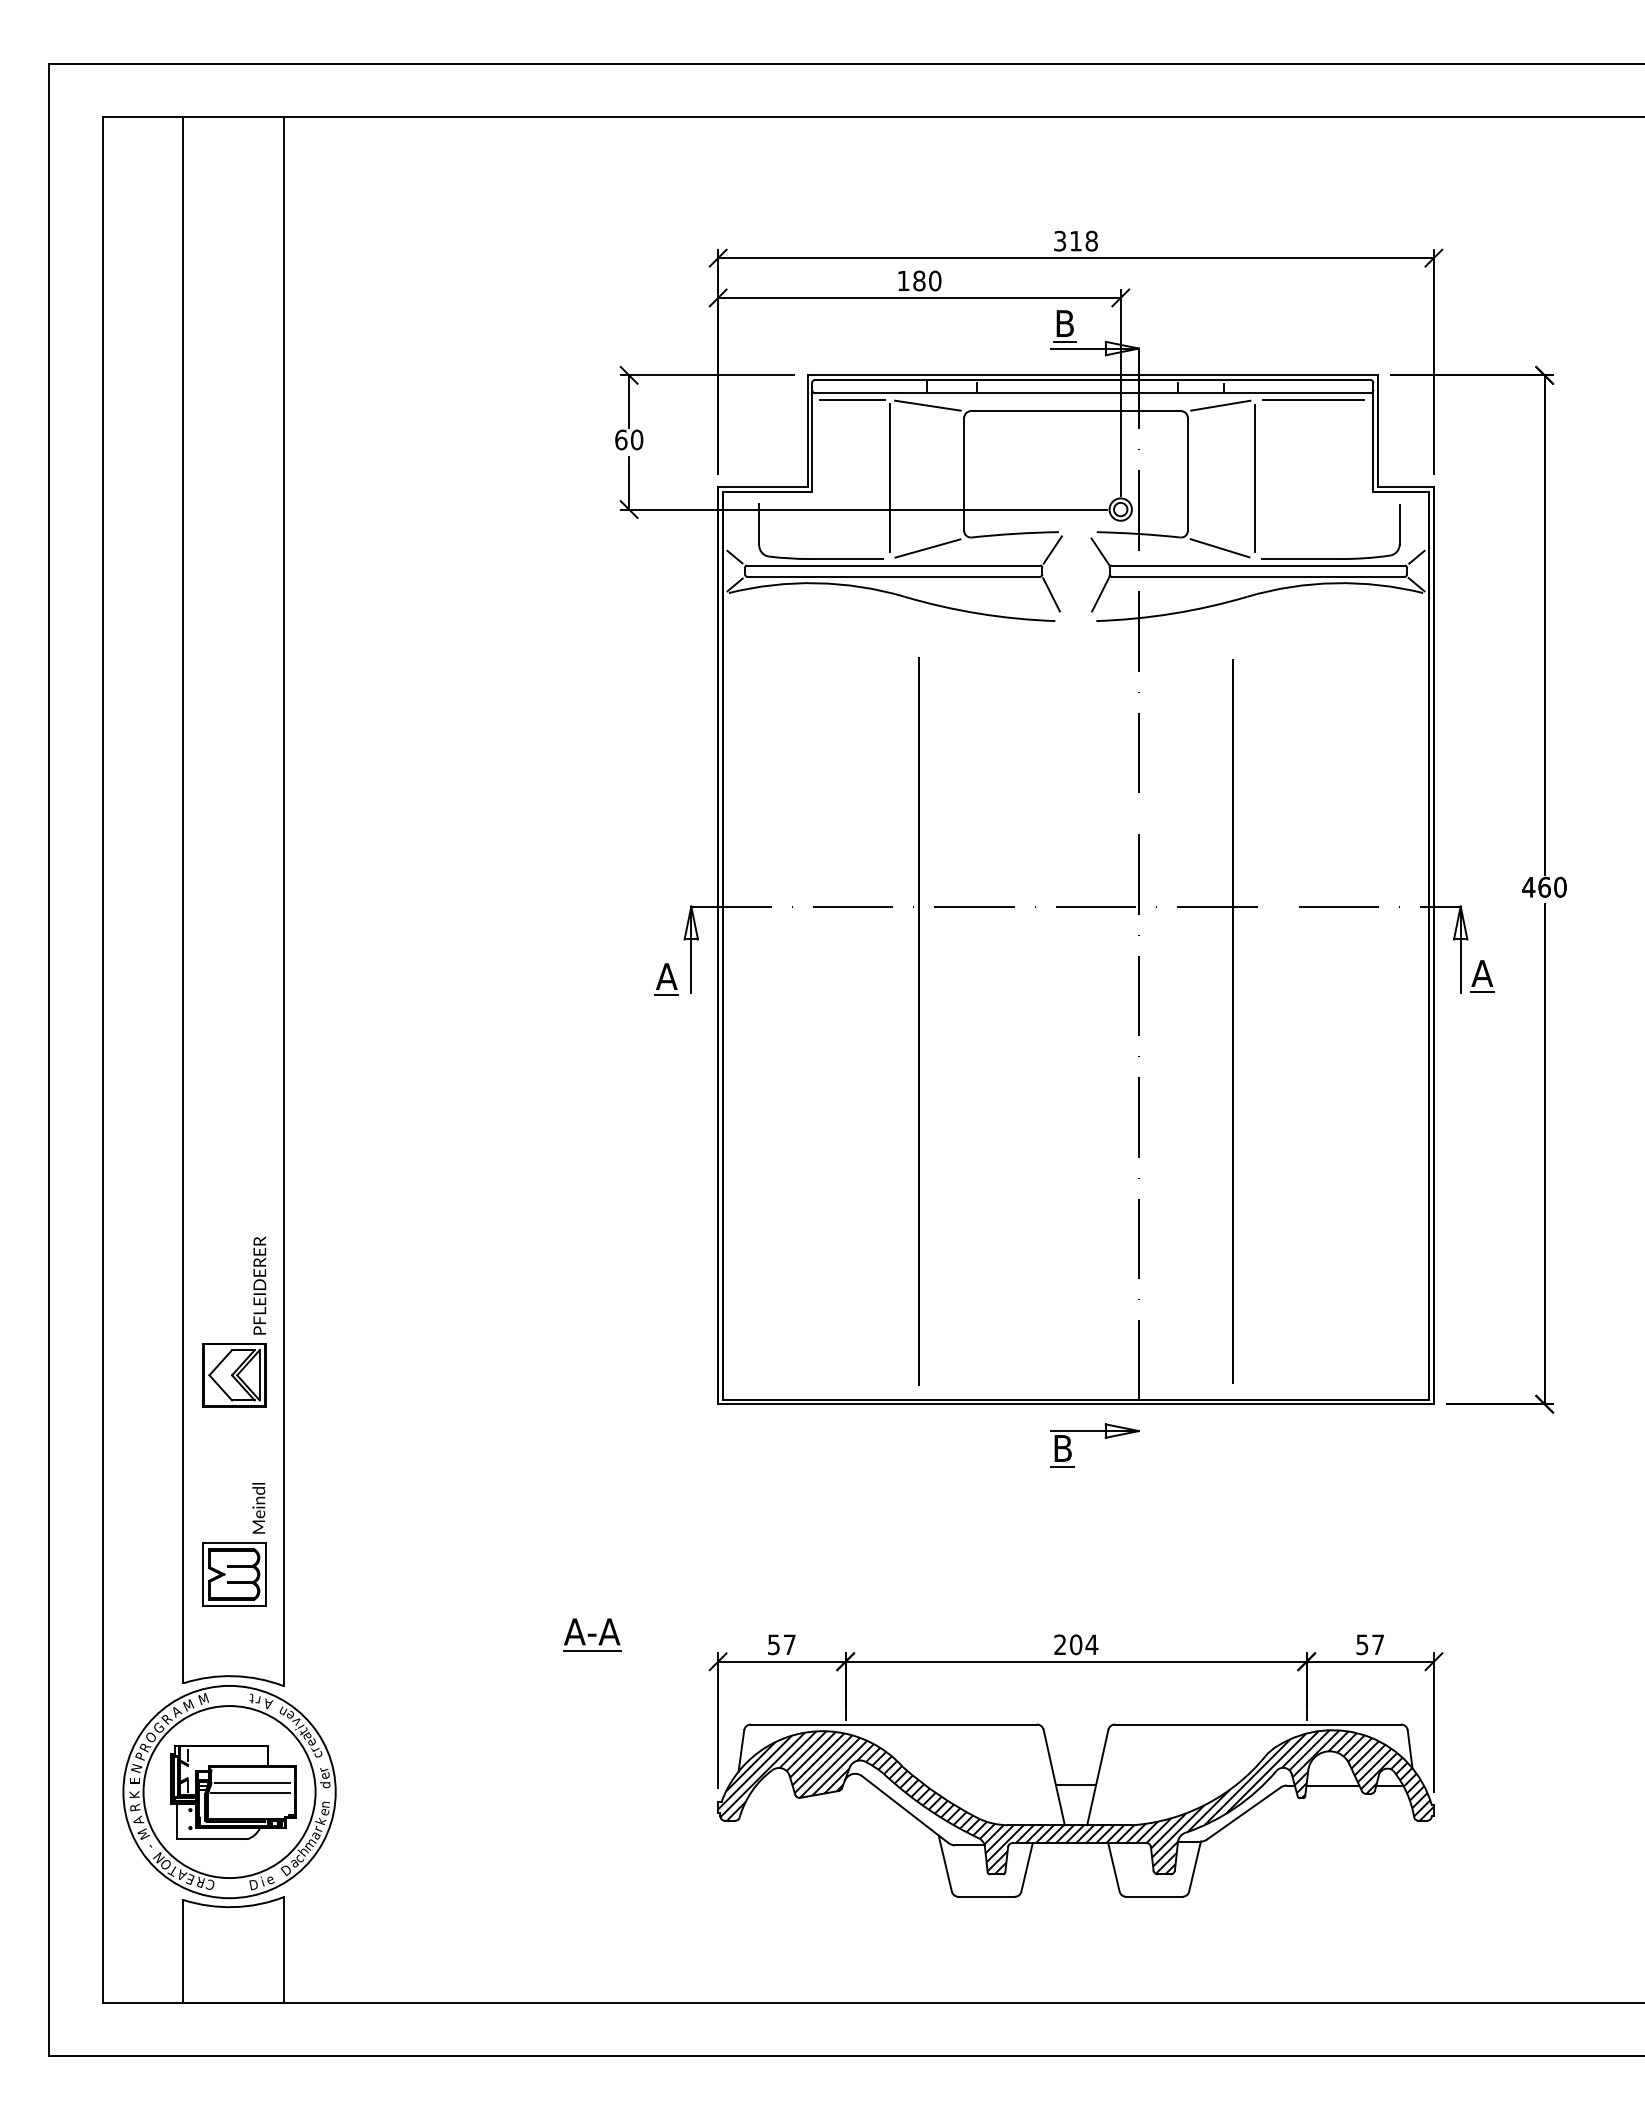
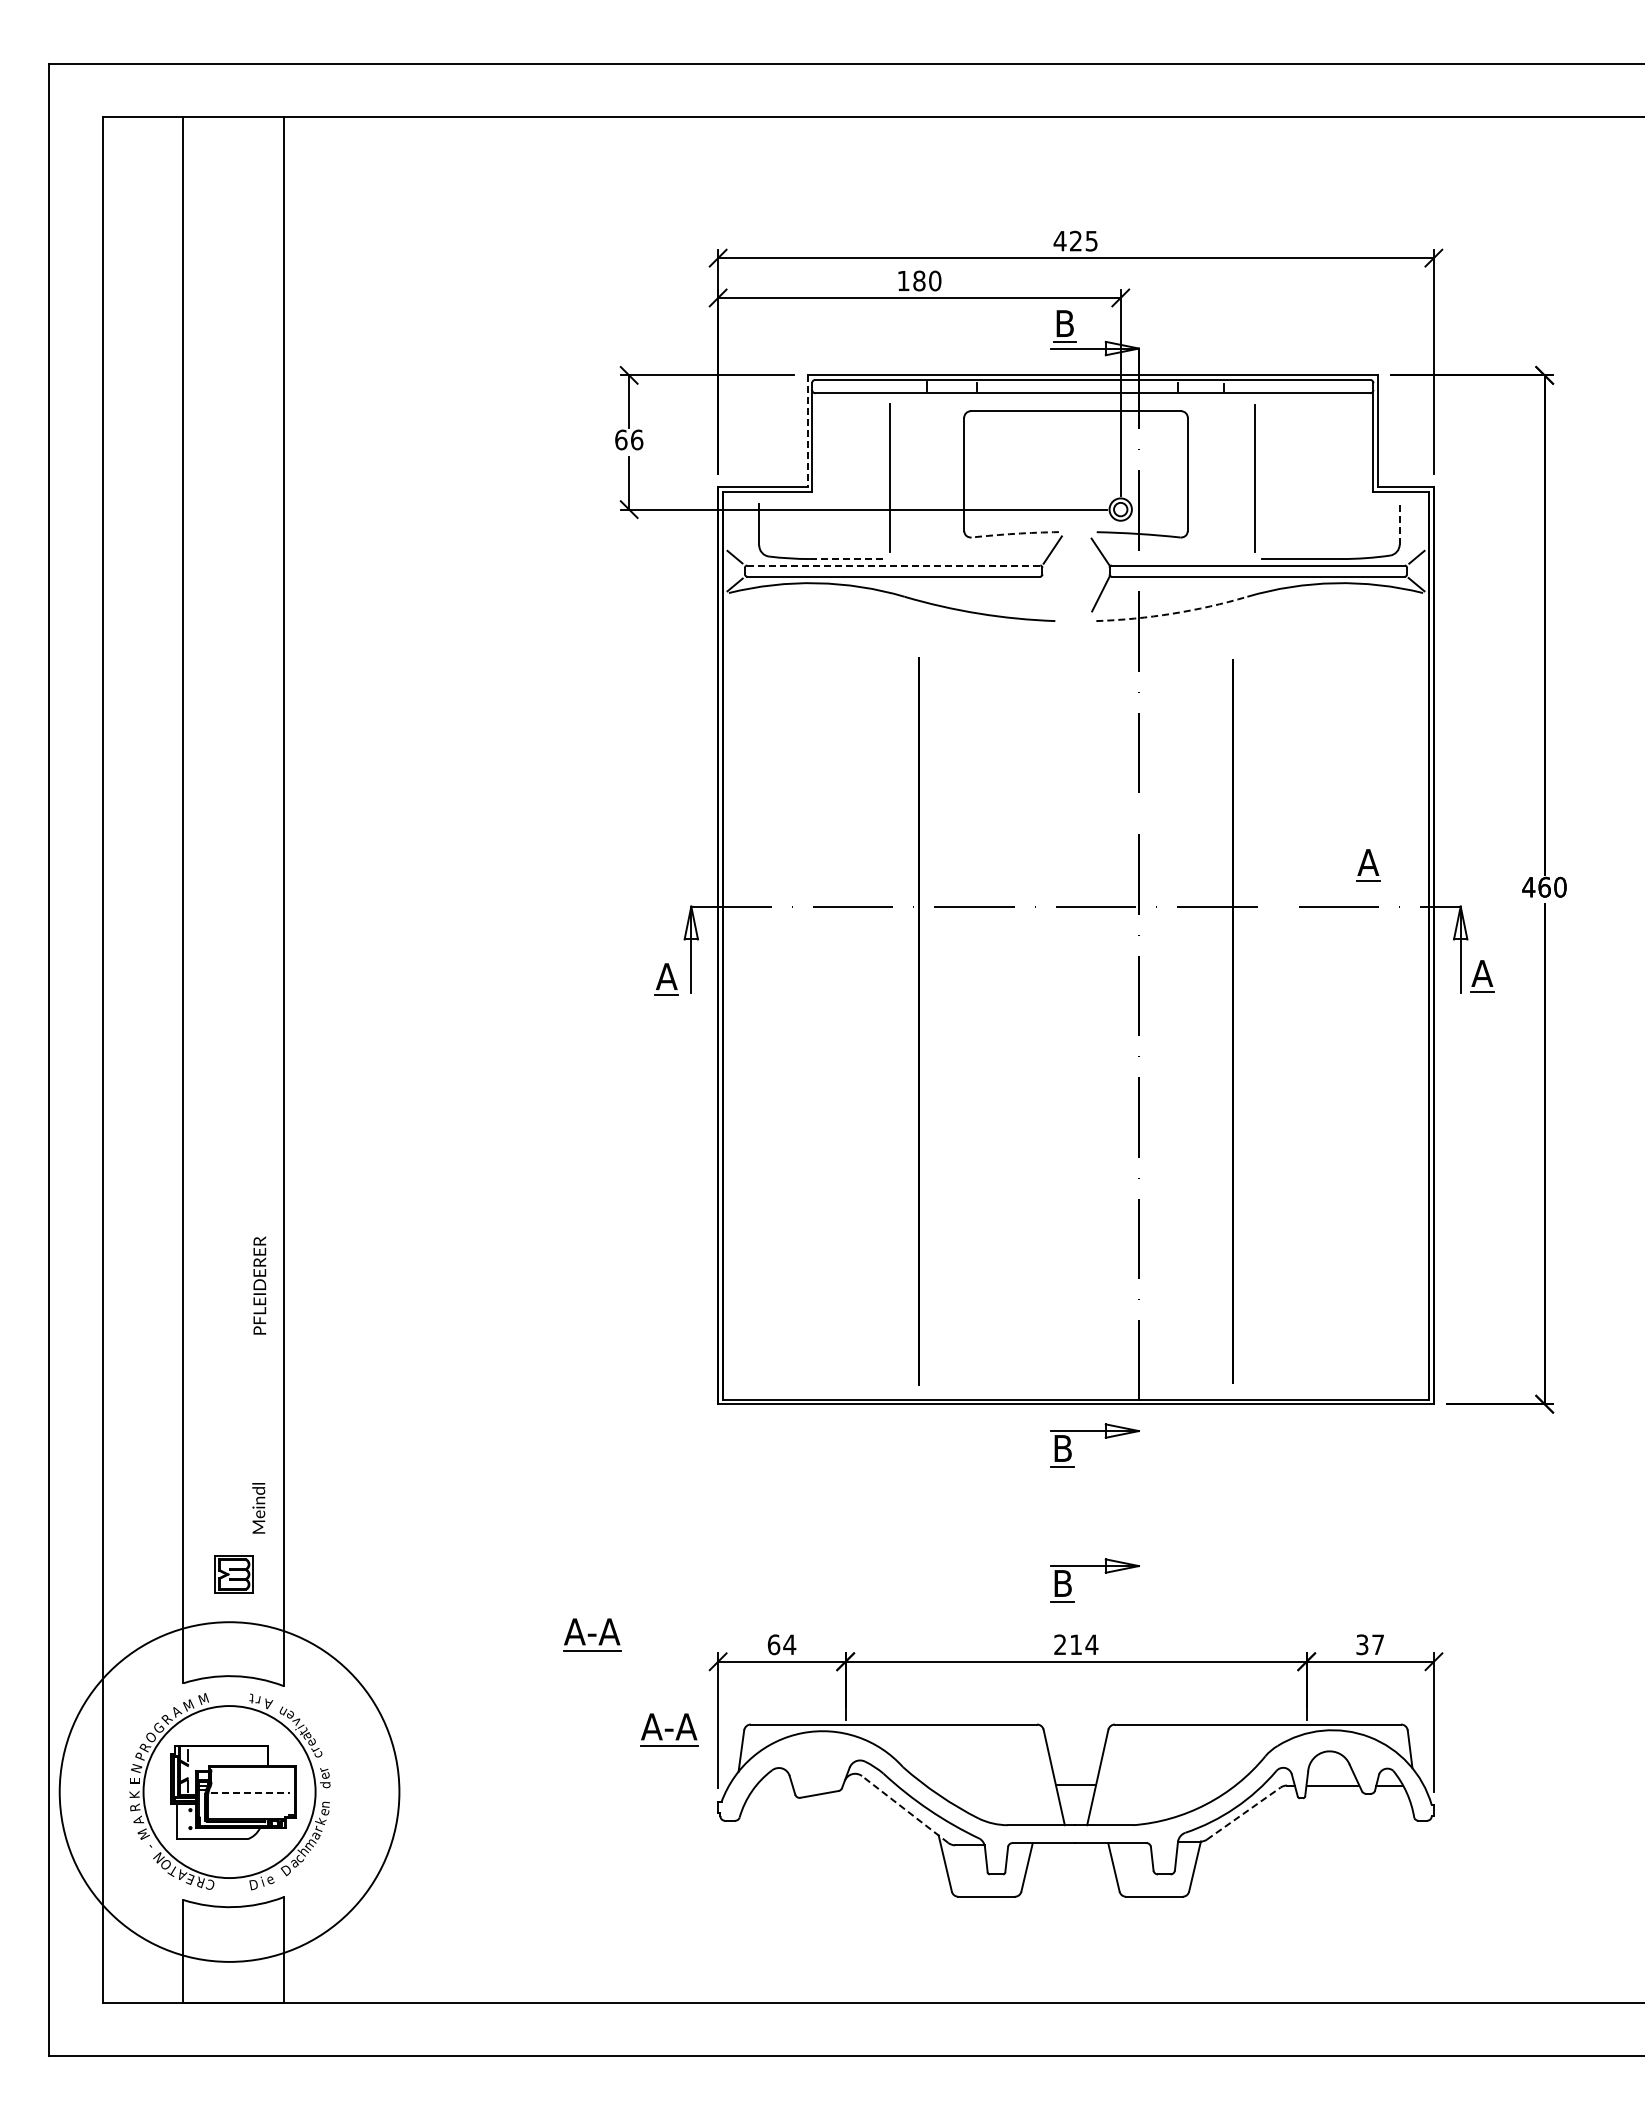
text: 318 -> 425 (1075, 240)
line: present -> none (852, 400)
line: present -> none (1313, 400)
line: present -> none (927, 405)
line: present -> none (1220, 405)
line: solid -> dashed (807, 431)
text: 60 -> 66 (636, 439)
line: solid -> dashed (1399, 524)
arc: solid -> dashed (1015, 533)
line: present -> none (927, 548)
line: present -> none (1219, 548)
line: solid -> dashed (846, 559)
line: solid -> dashed (893, 565)
line: present -> none (1051, 594)
arc: solid -> dashed (1172, 613)
part: none -> present (1368, 865)
part: present -> none (234, 1375)
part: none -> present (1104, 1572)
part size: 65x65 px -> 40x39 px (233, 1574)
text: 57 -> 64 (781, 1644)
text: 204 -> 214 (1076, 1644)
text: 57 -> 37 (1362, 1644)
part: none -> present (669, 1729)
line: present -> none (252, 1783)
circle diameter: 212 px -> 340 px (229, 1791)
line: solid -> dashed (250, 1793)
hatch: present -> none (1075, 1802)
line: solid -> dashed (905, 1809)
line: solid -> dashed (1244, 1813)
